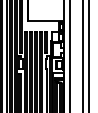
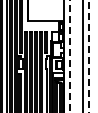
line: solid -> dashed (70, 56)
line: solid -> dashed (88, 56)
